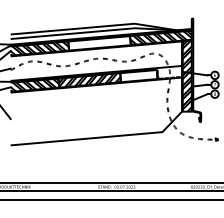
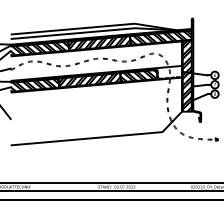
hatch: none -> present (99, 43)
hatch: none -> present (138, 75)
